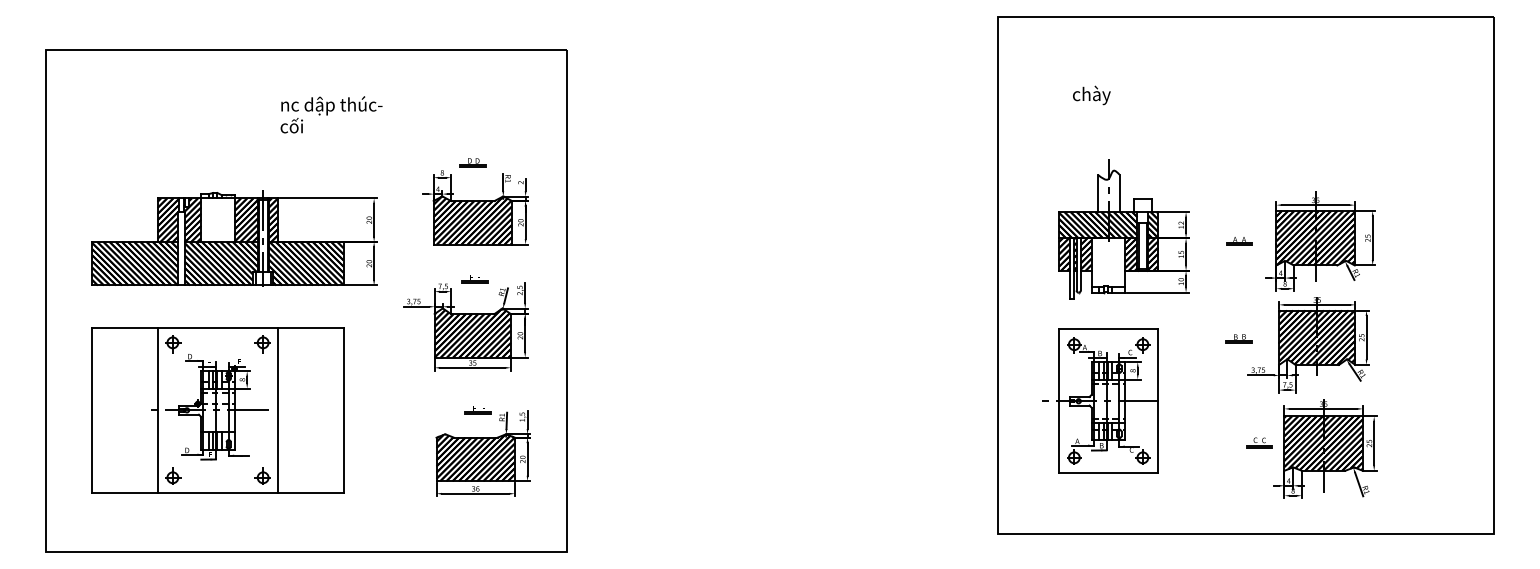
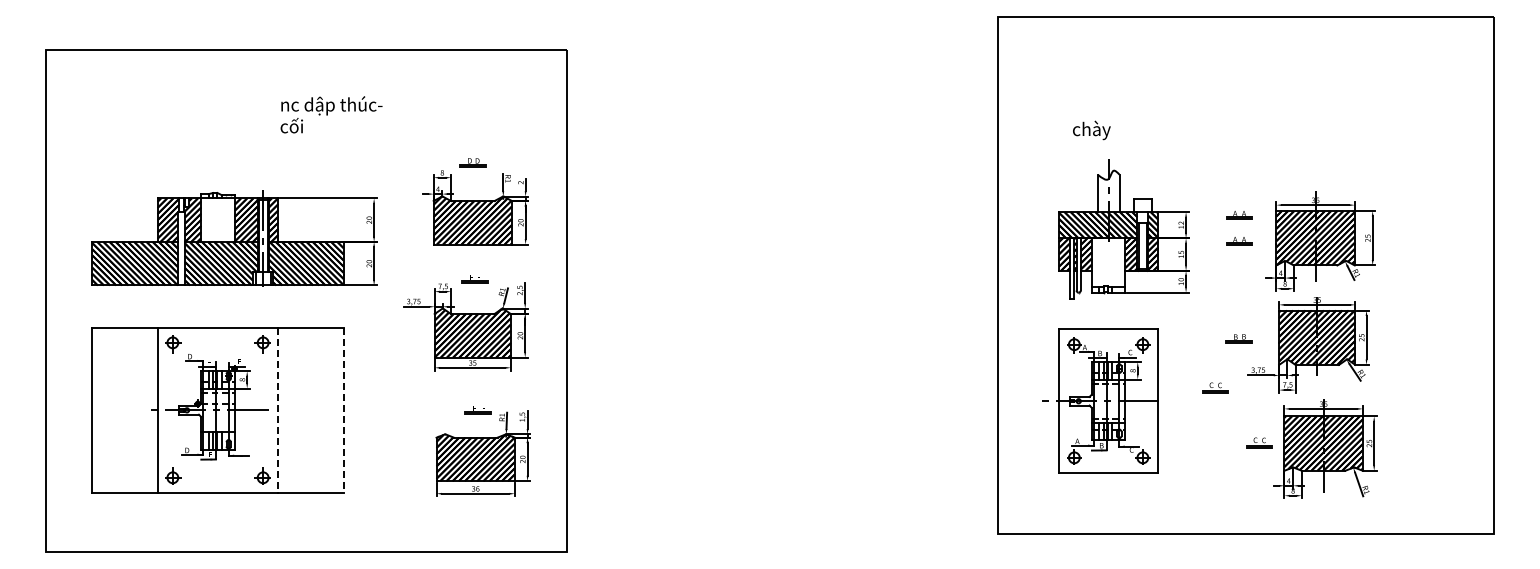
text position: (1091, 95) -> (1091, 130) (1091, 130)
part: none -> present (1239, 215)
part: none -> present (1215, 387)
line: solid -> dashed (278, 410)
line: solid -> dashed (343, 410)
